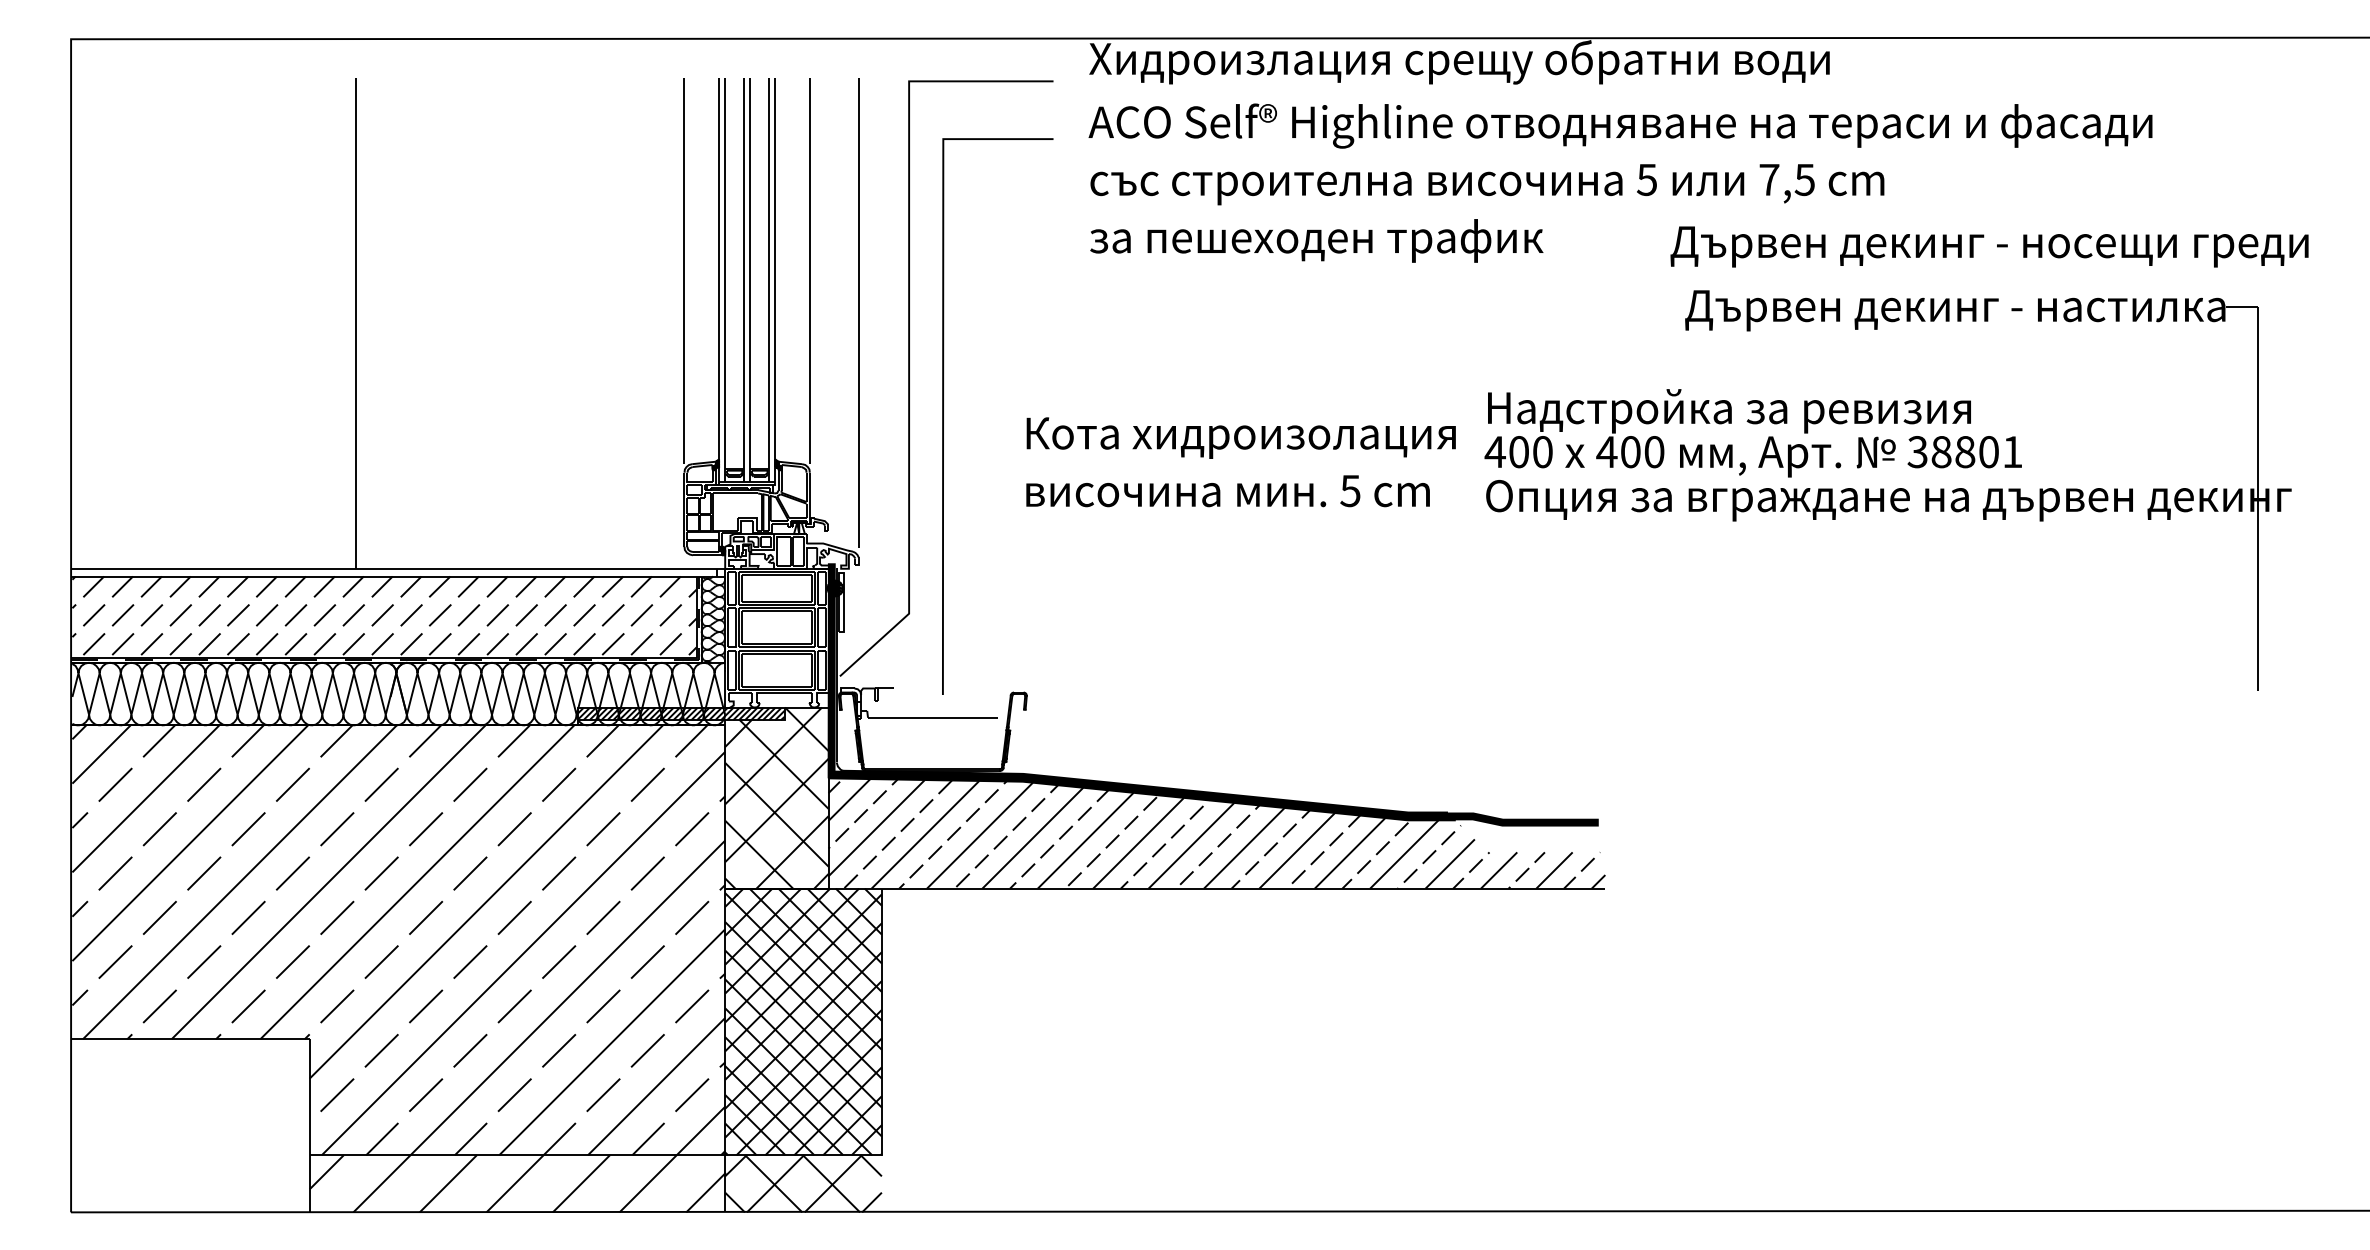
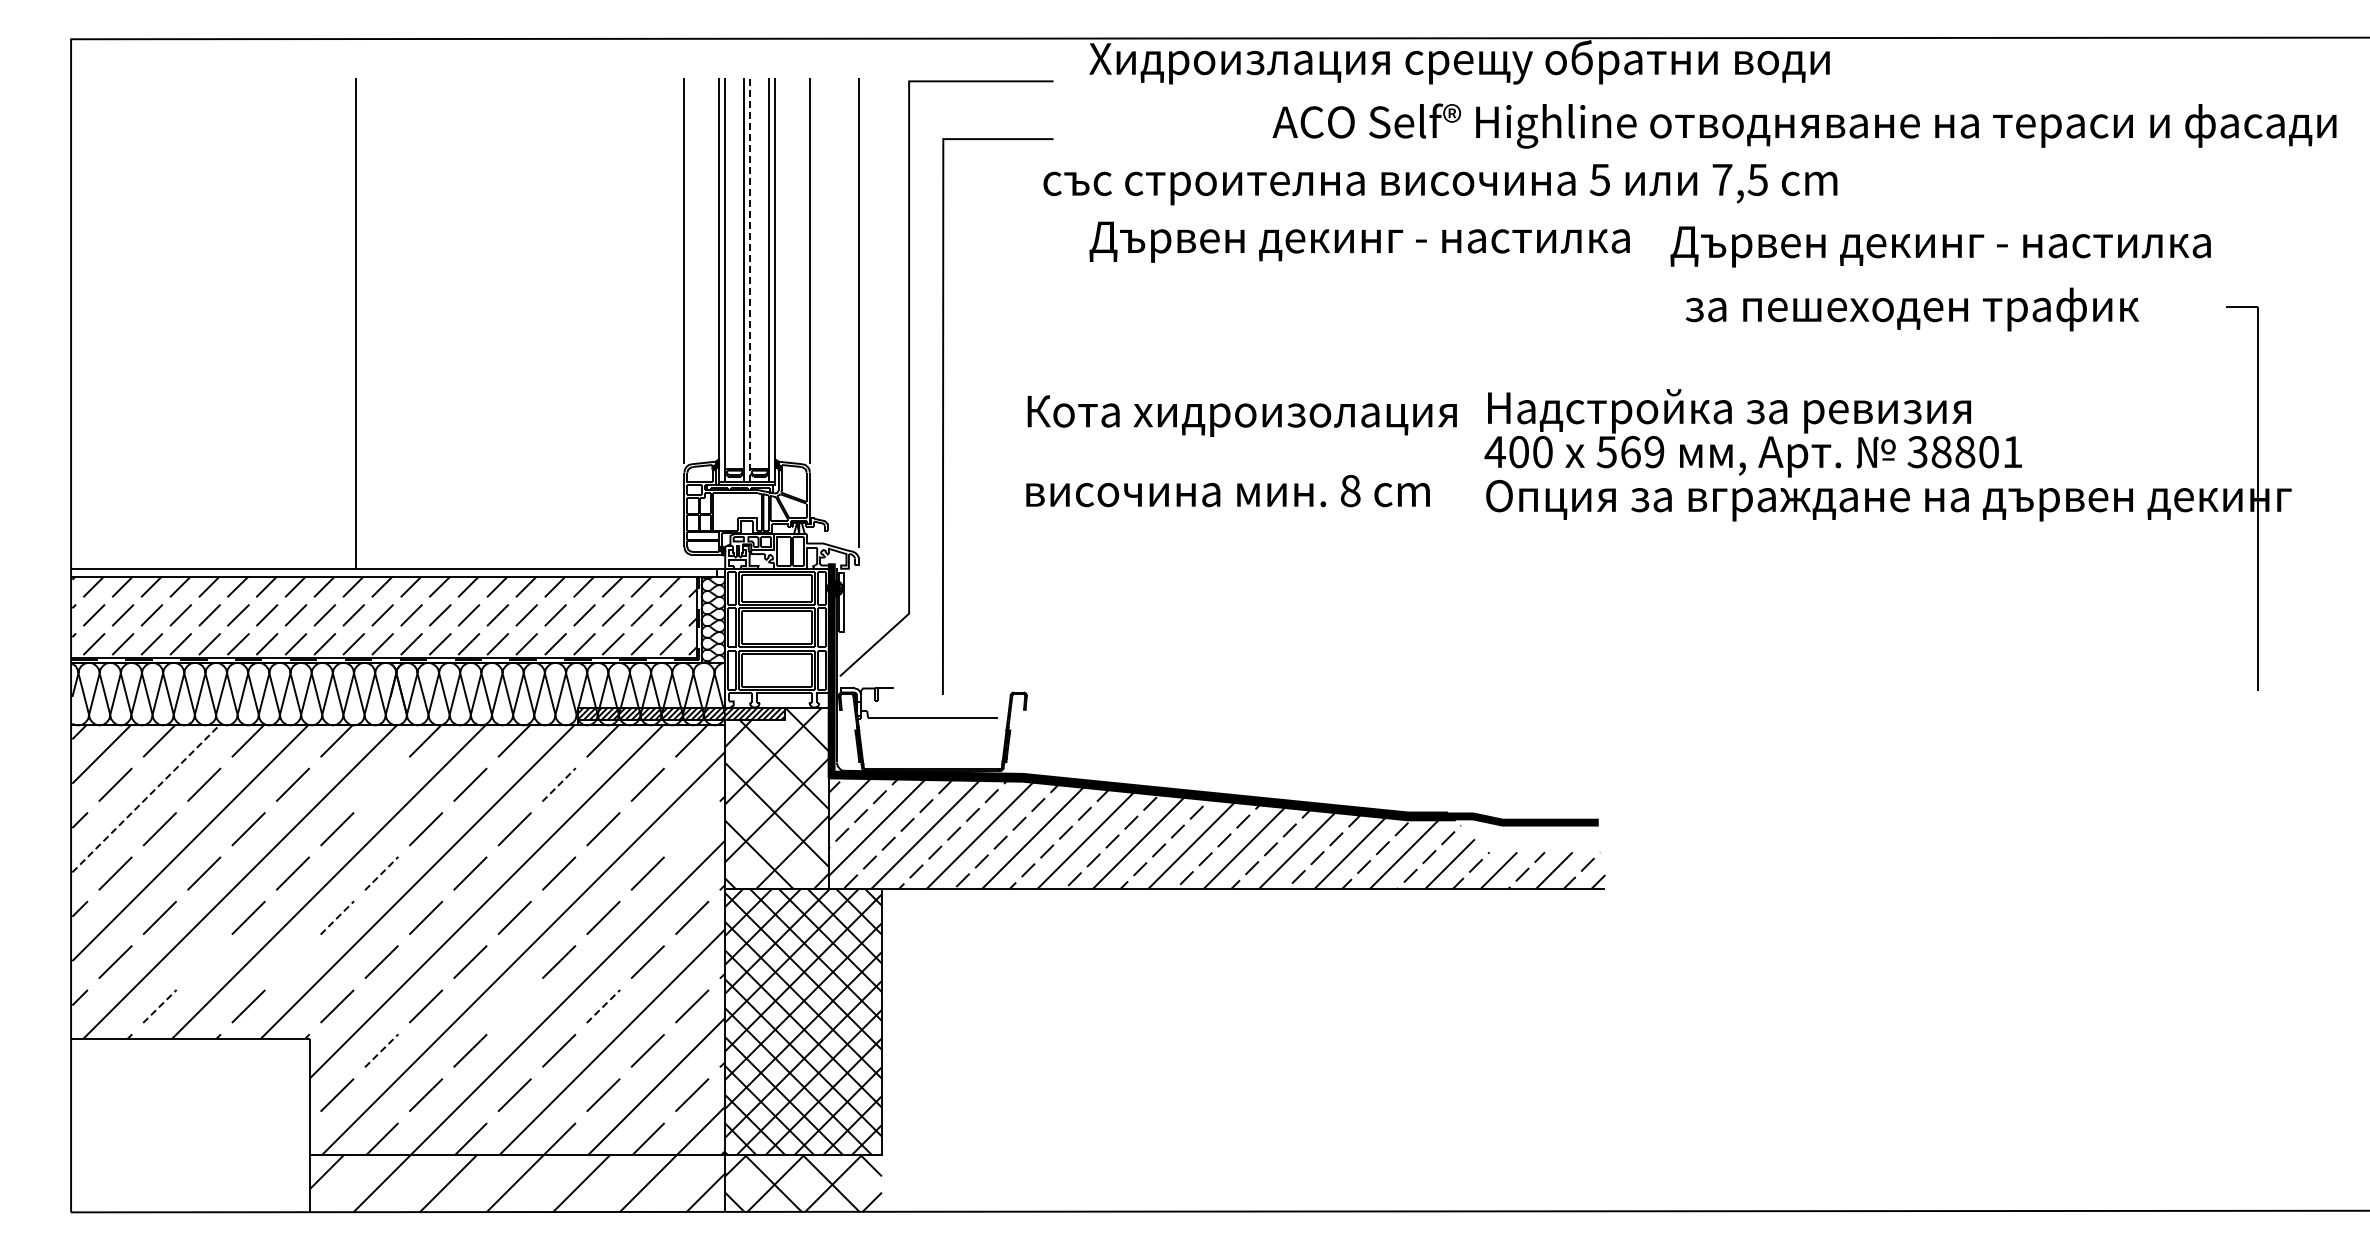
text position: (1620, 125) -> (1804, 125) (1804, 125)
text position: (1487, 184) -> (1440, 184) (1440, 184)
text: за пешеходен трафик -> Дървен декинг - настилка (1359, 240)
text: Дървен декинг - носещи греди -> Дървен декинг - настилка (2178, 250)
line: solid -> dashed (750, 279)
text: Дървен декинг - настилка -> за пешеходен трафик (1955, 309)
text position: (1240, 437) -> (1241, 415) (1241, 415)
text: 400 -> 569 (1630, 452)
text: 5 -> 8 (1350, 491)
line: present -> none (381, 784)
line: solid -> dashed (559, 784)
line: solid -> dashed (145, 798)
line: present -> none (692, 829)
line: solid -> dashed (381, 873)
line: solid -> dashed (337, 917)
line: present -> none (204, 961)
line: present -> none (292, 961)
line: solid -> dashed (160, 1006)
line: present -> none (514, 1006)
line: solid -> dashed (603, 1006)
line: solid -> dashed (382, 1050)
